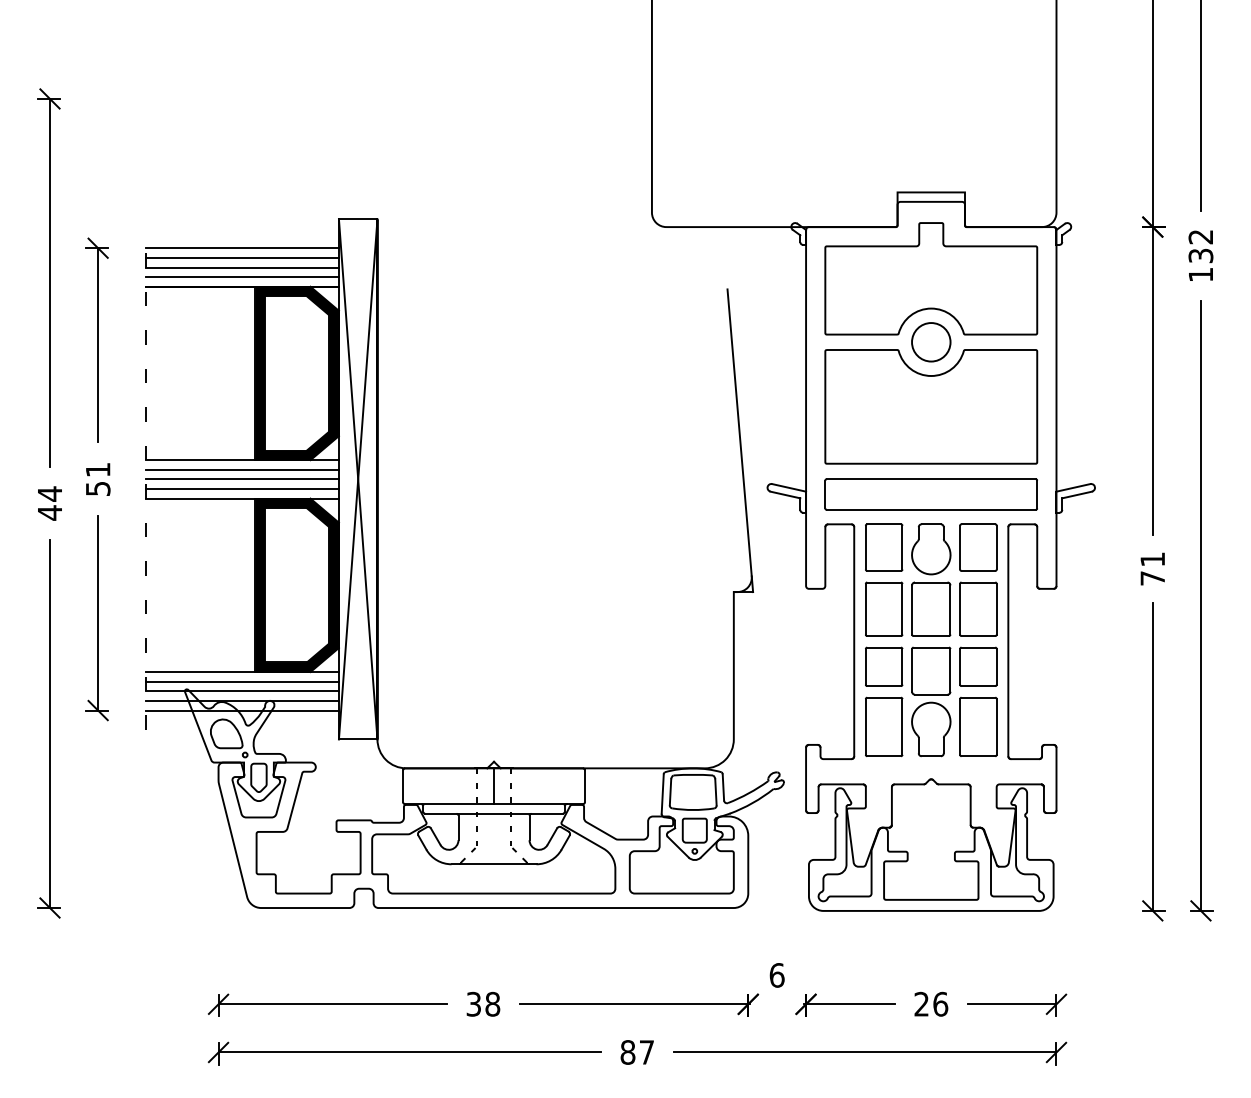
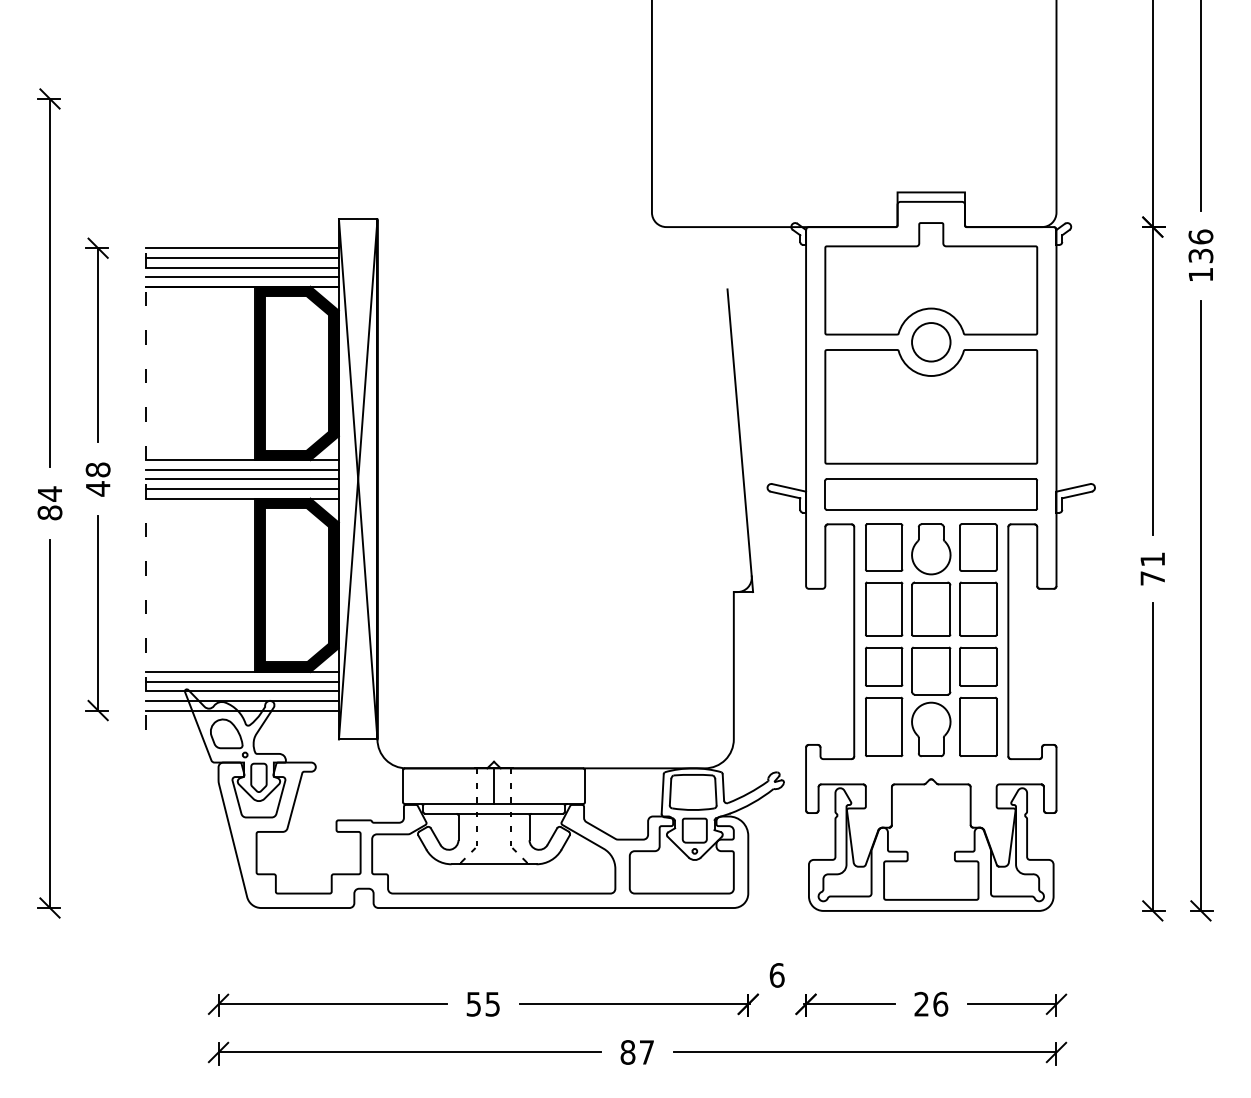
text: 132 -> 136 (1200, 236)
text: 51 -> 48 (97, 479)
text: 44 -> 84 (49, 512)
text: 38 -> 55 (483, 1003)
